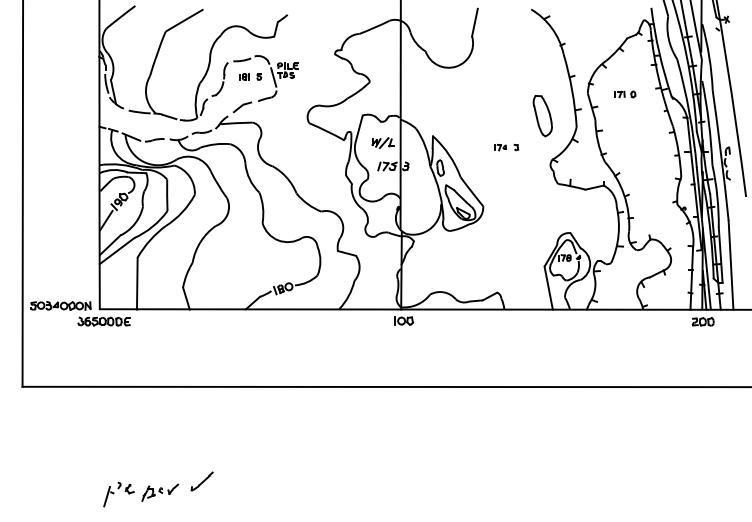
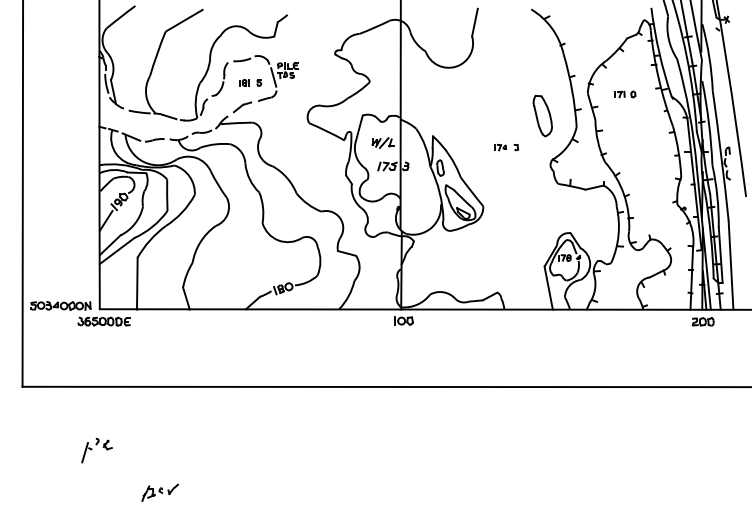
part position: (250, 76) -> (250, 82) (250, 82)
part: present -> none (201, 481)
part position: (118, 494) -> (96, 450) (96, 450)
